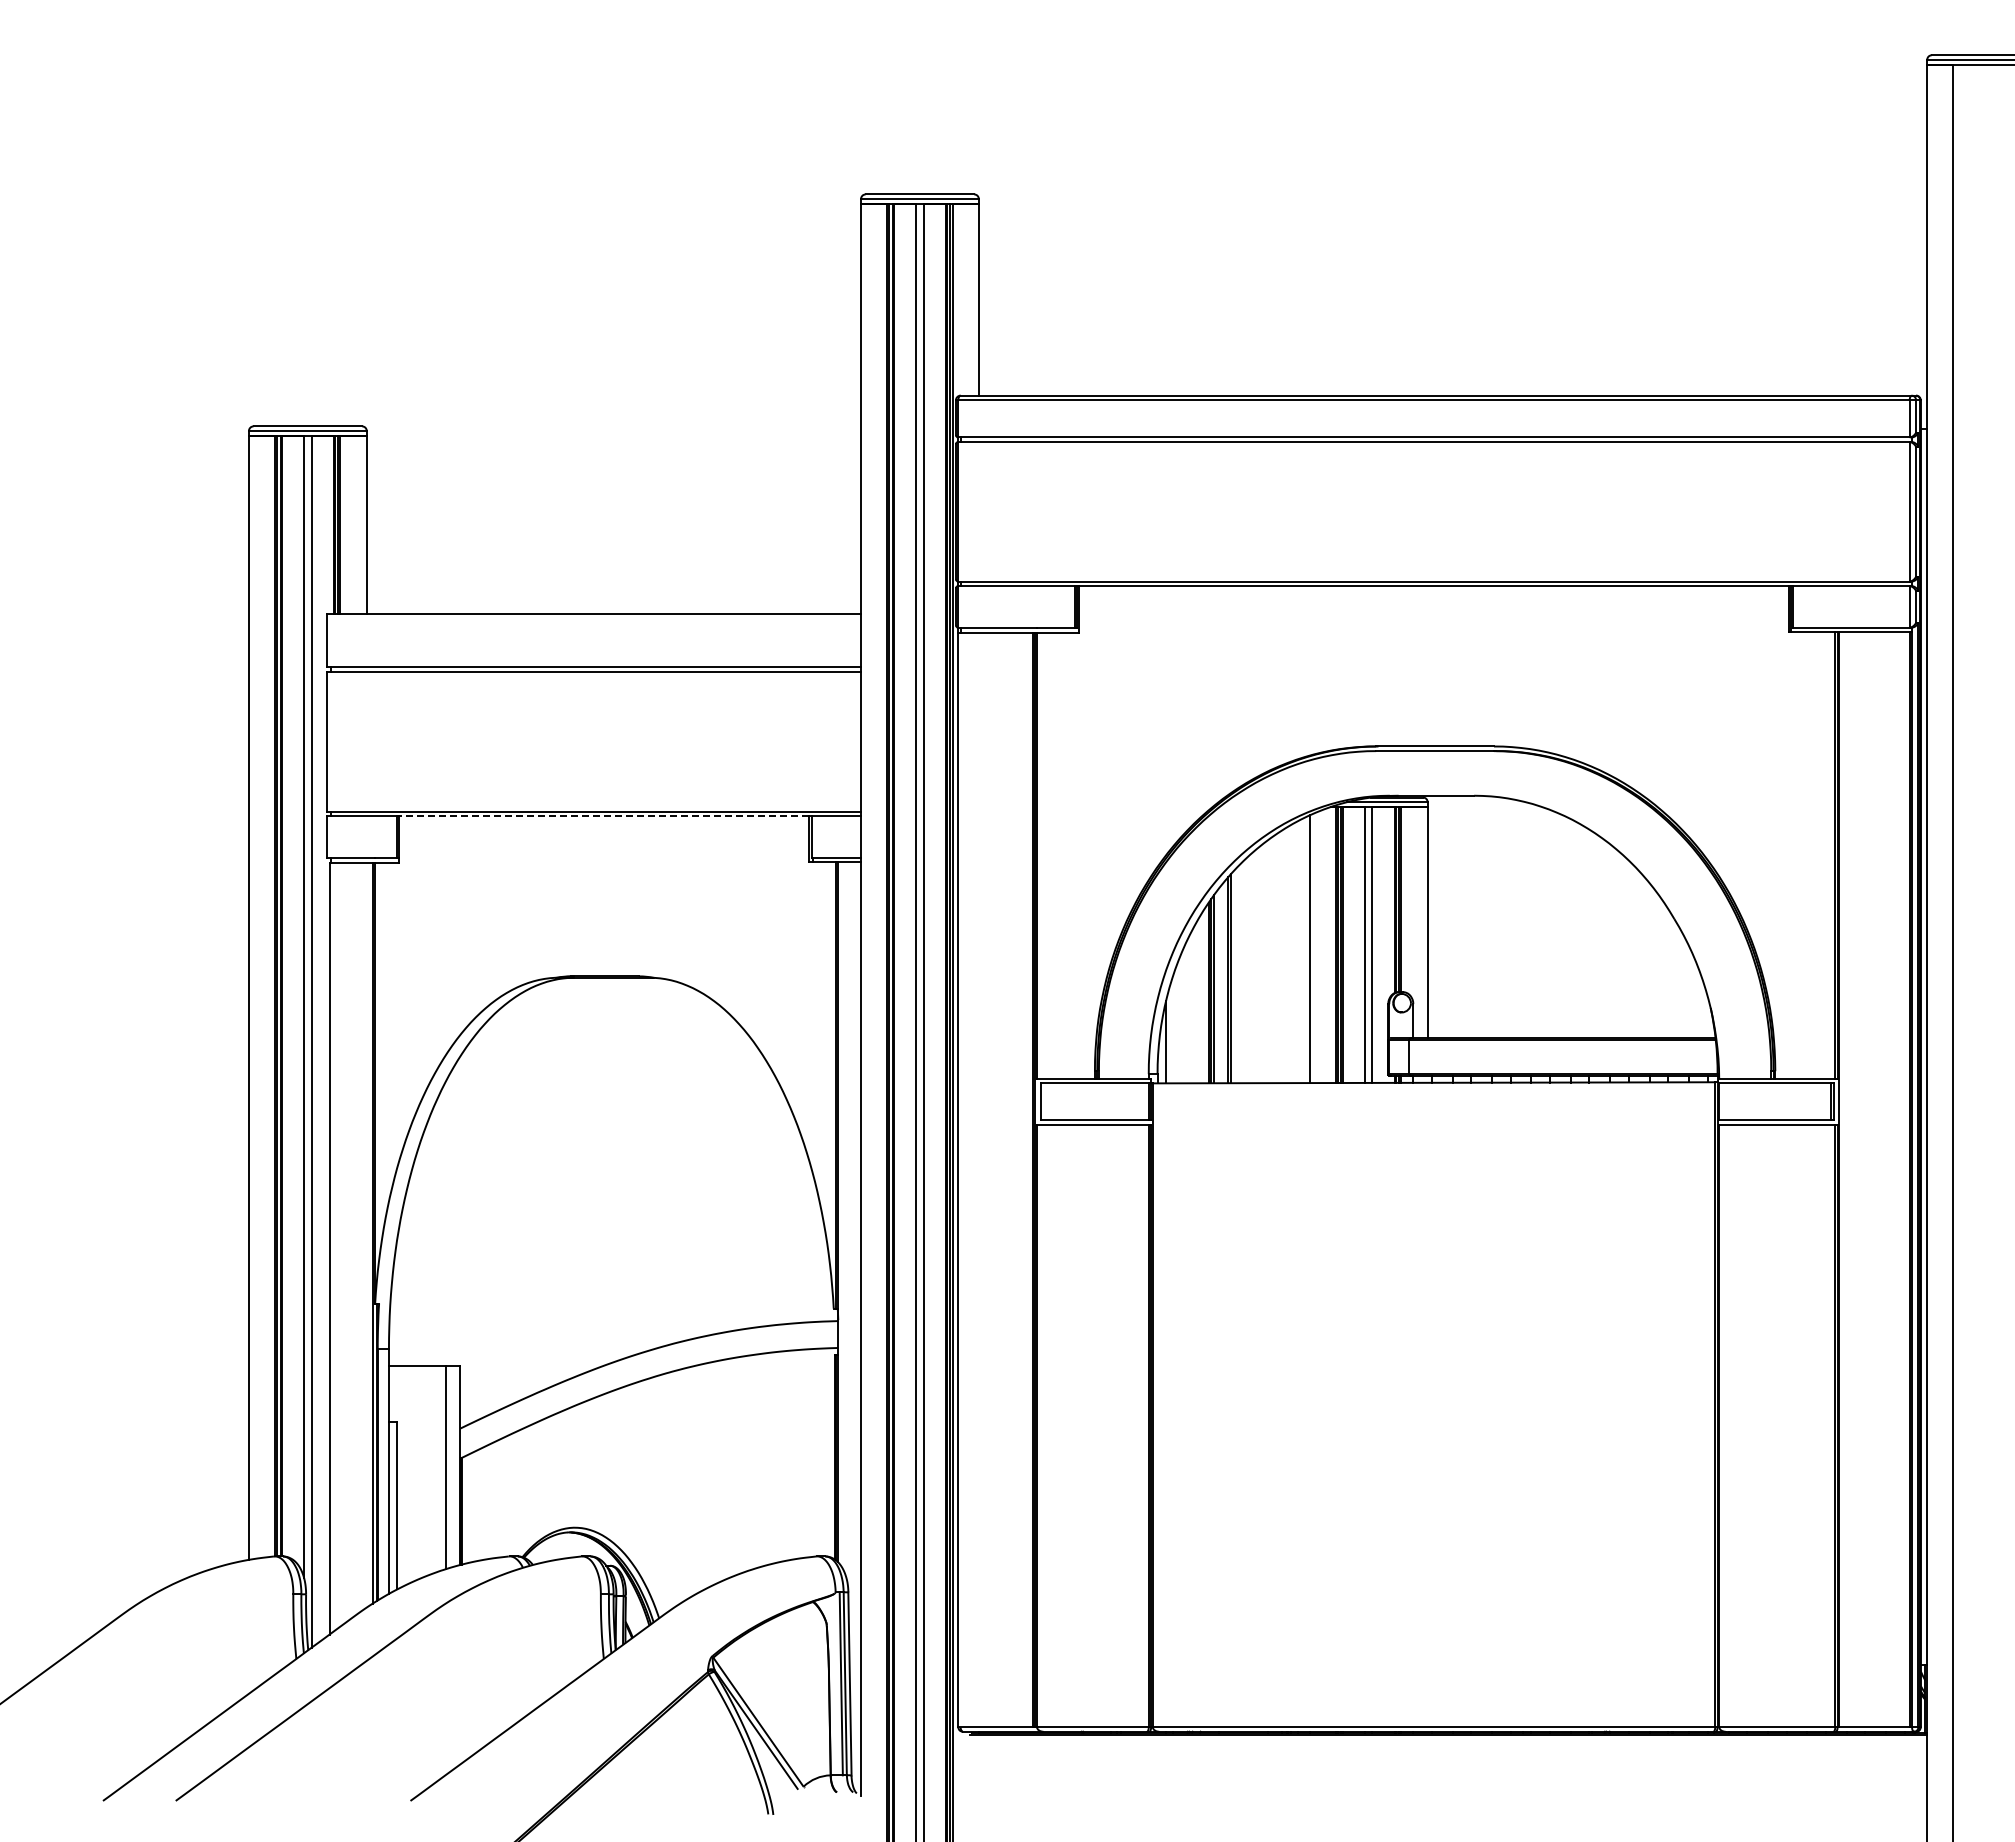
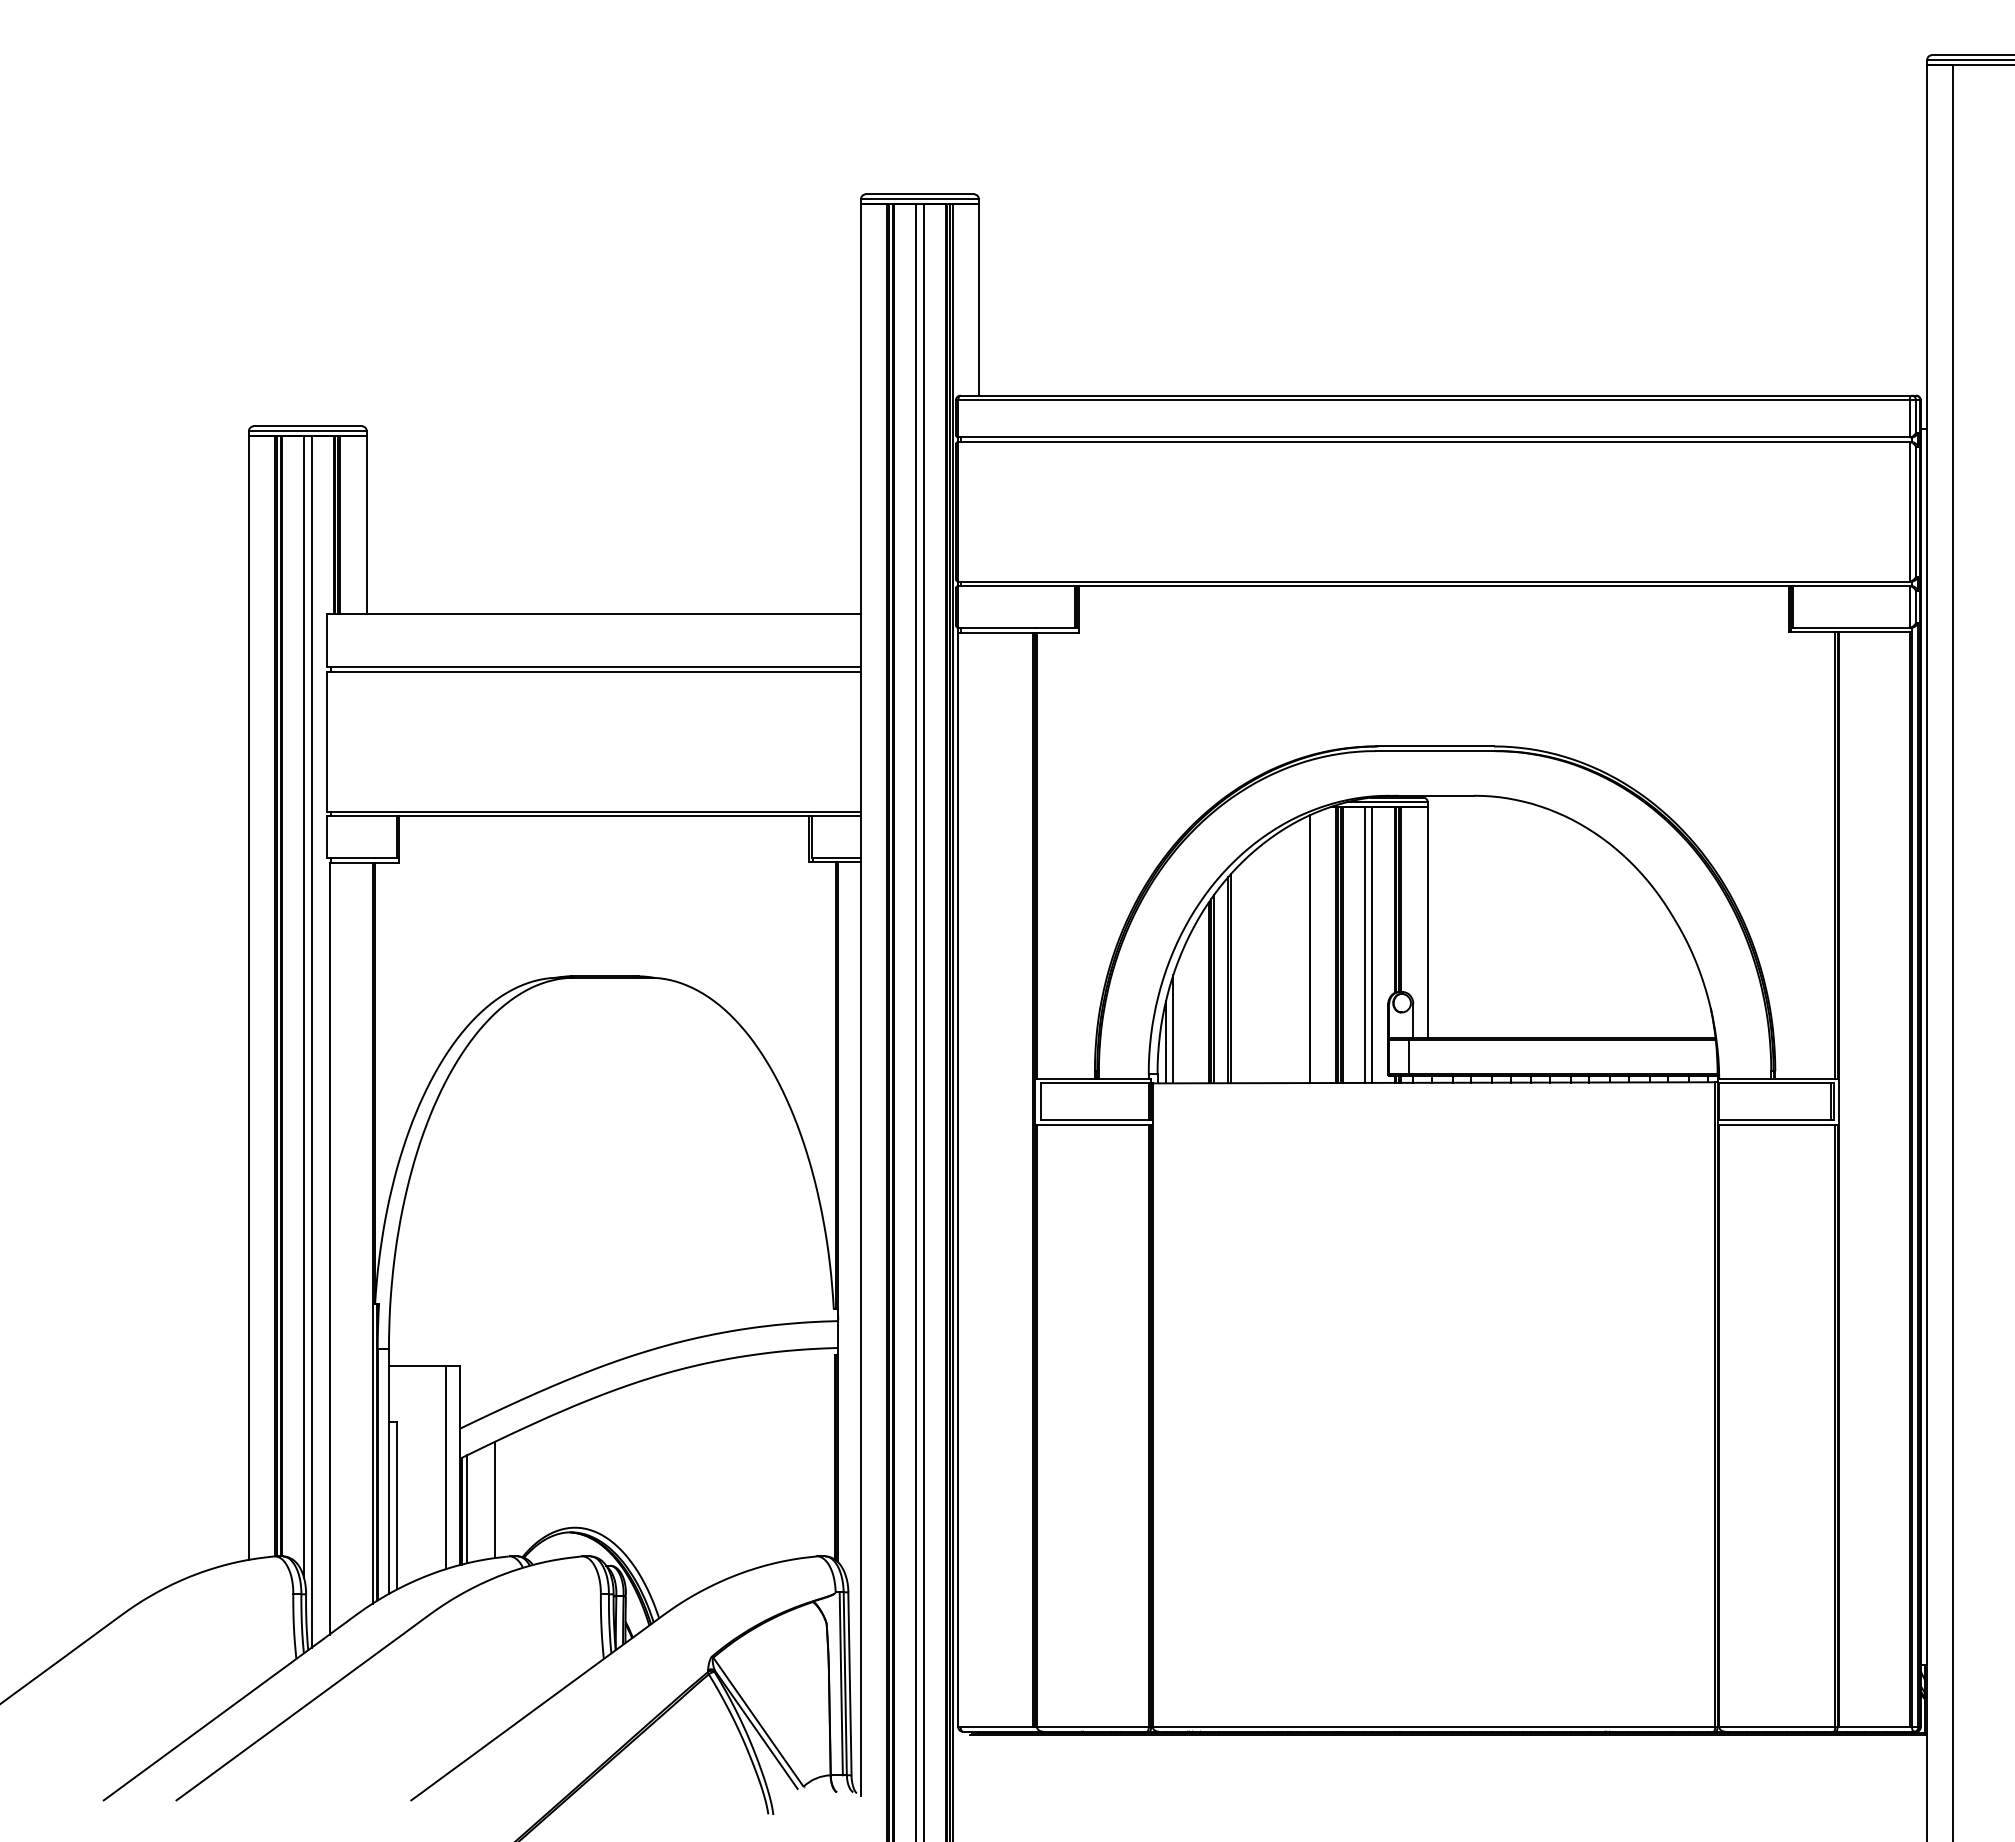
line: dashed -> solid (603, 816)
line: none -> present (1173, 1028)
line: none -> present (495, 1499)
line: none -> present (467, 1509)
